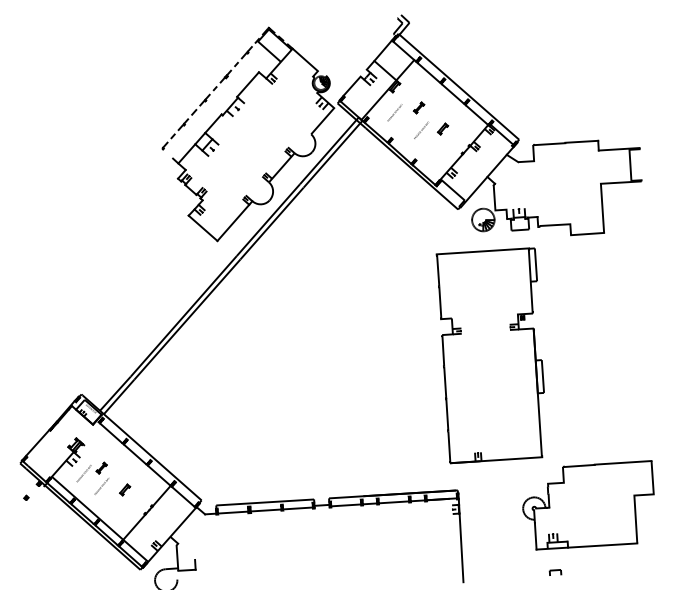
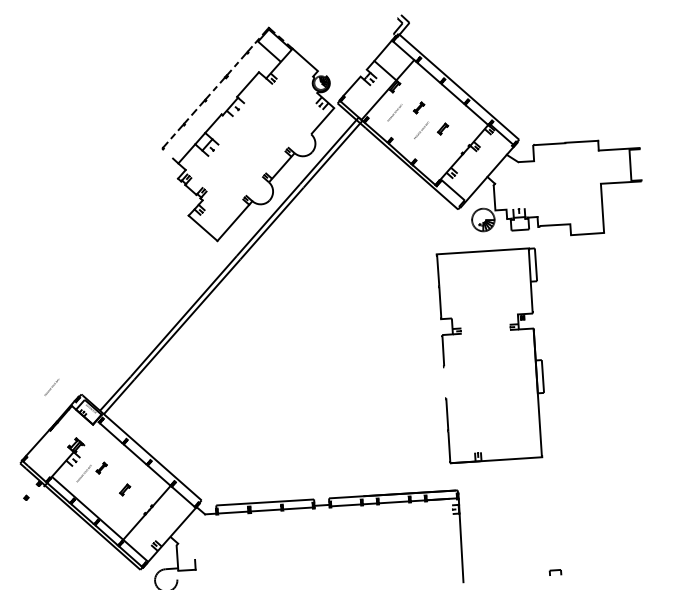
line: present -> none (445, 382)
text position: (101, 486) -> (51, 387) (51, 387)
part: present -> none (588, 505)
